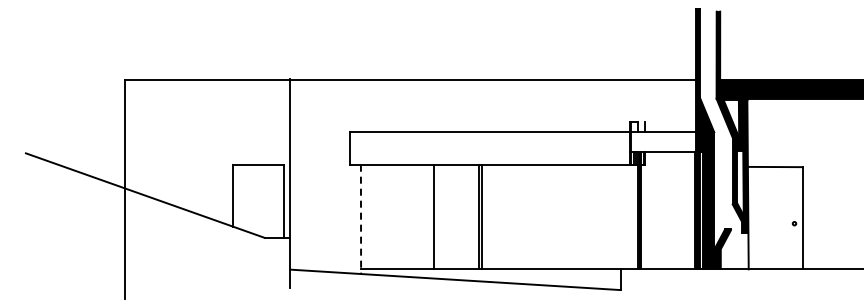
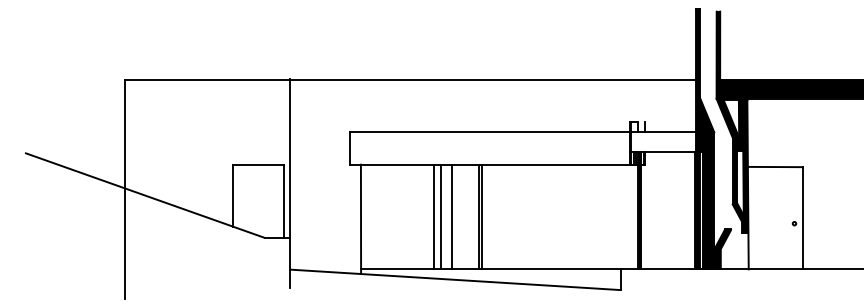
line: none -> present (440, 216)
line: none -> present (452, 216)
line: dashed -> solid (361, 219)
